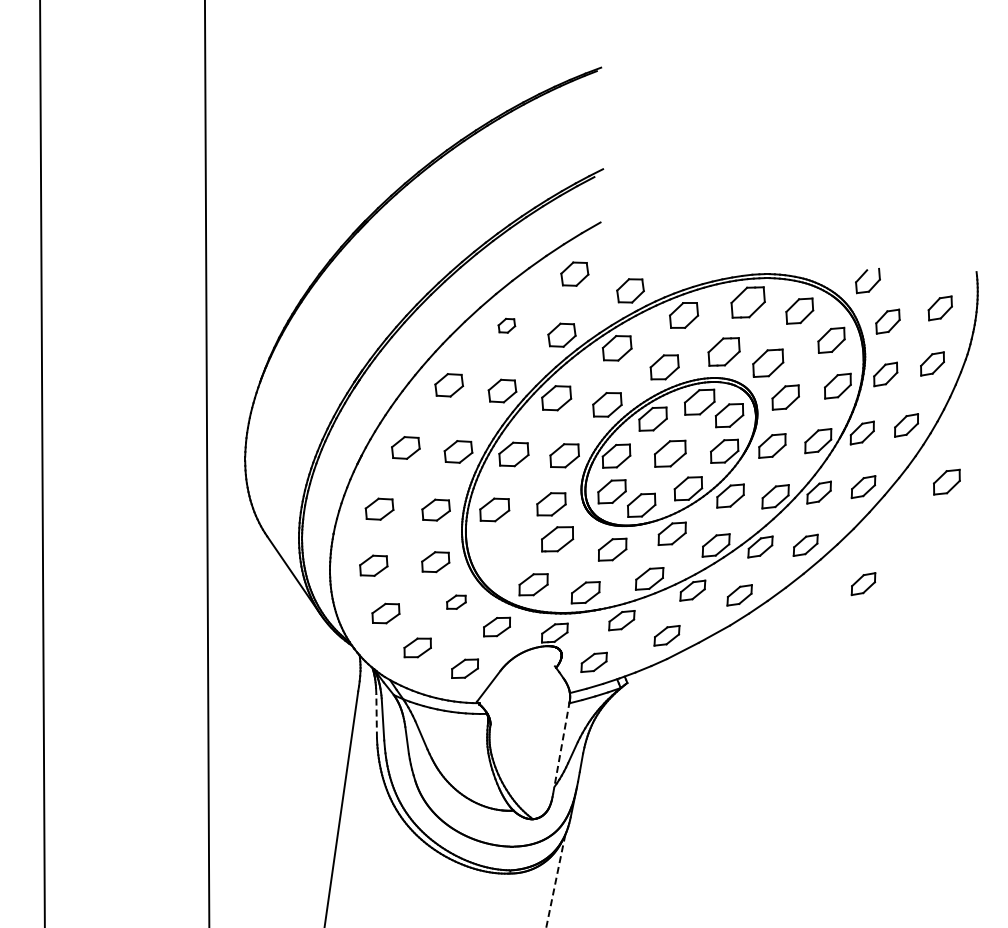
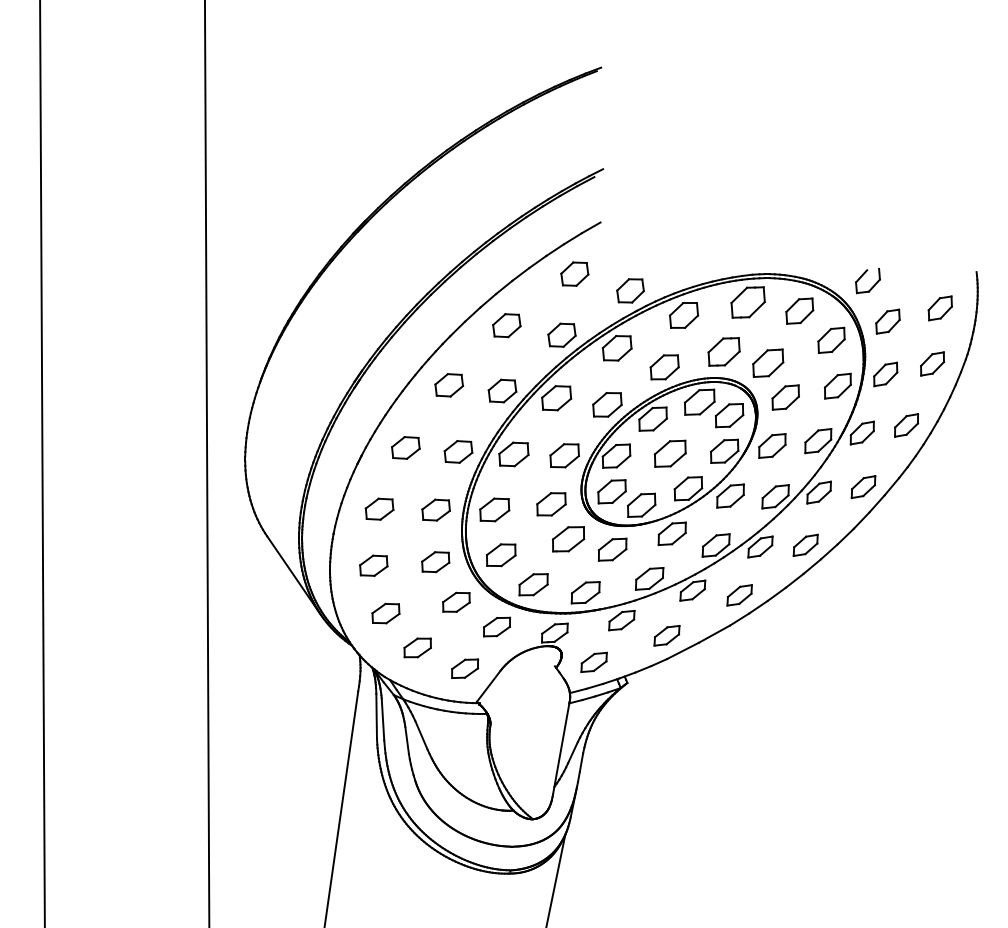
part size: 20x17 px -> 30x26 px (506, 325)
part: present -> none (946, 481)
part position: (557, 539) -> (568, 539) (568, 539)
part: none -> present (501, 555)
part: present -> none (863, 584)
part size: 21x16 px -> 29x22 px (456, 601)
line: dashed -> solid (376, 715)
line: dashed -> solid (561, 748)
line: dashed -> solid (555, 881)
